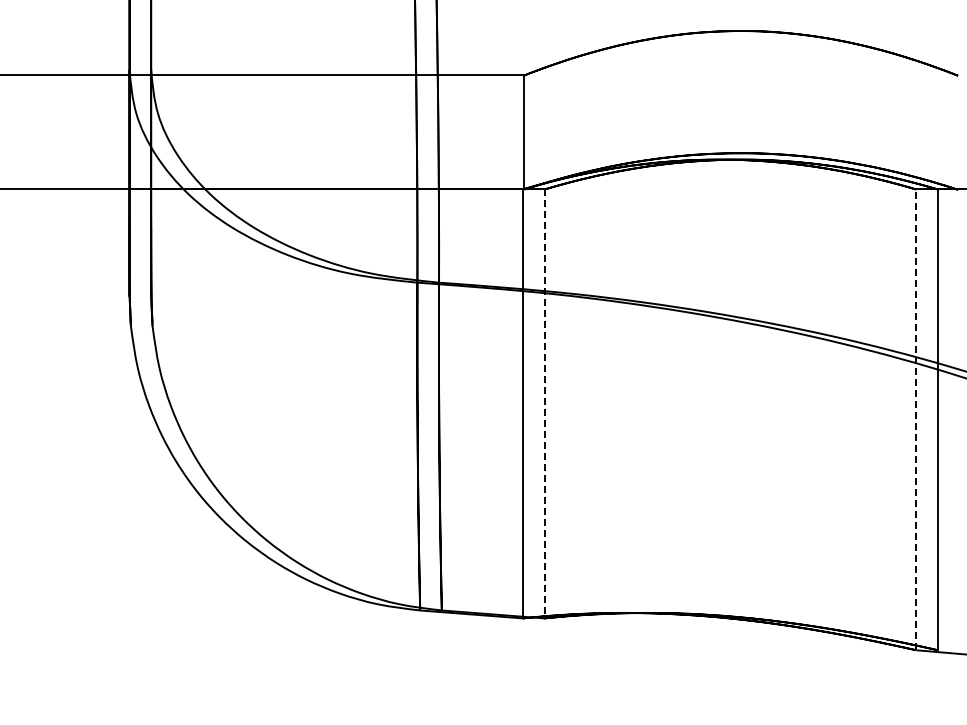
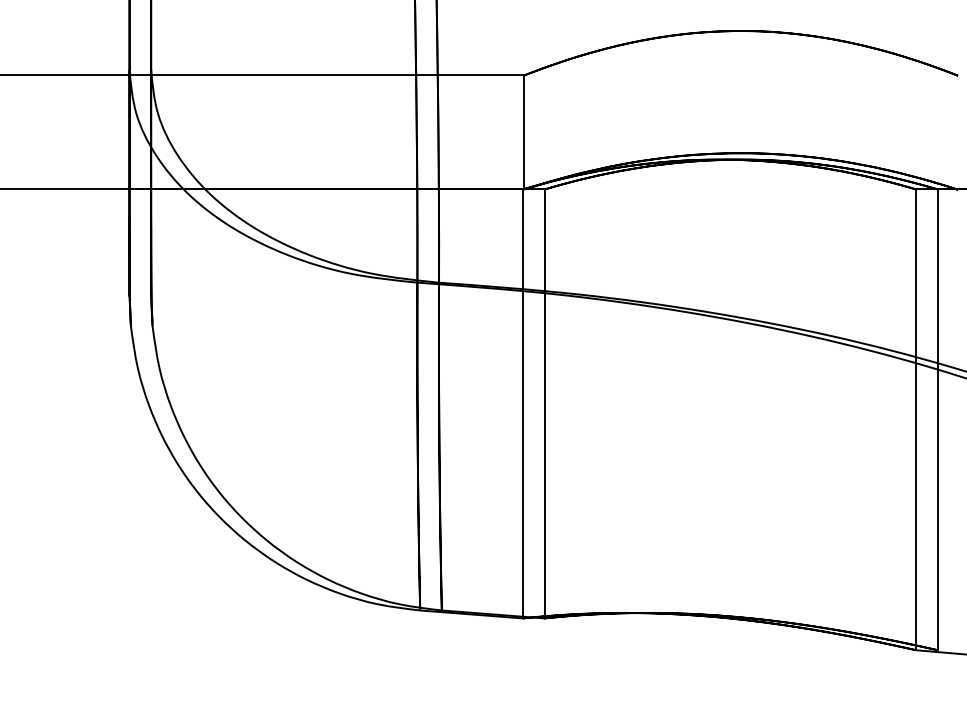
line: dashed -> solid (544, 404)
line: dashed -> solid (916, 419)
